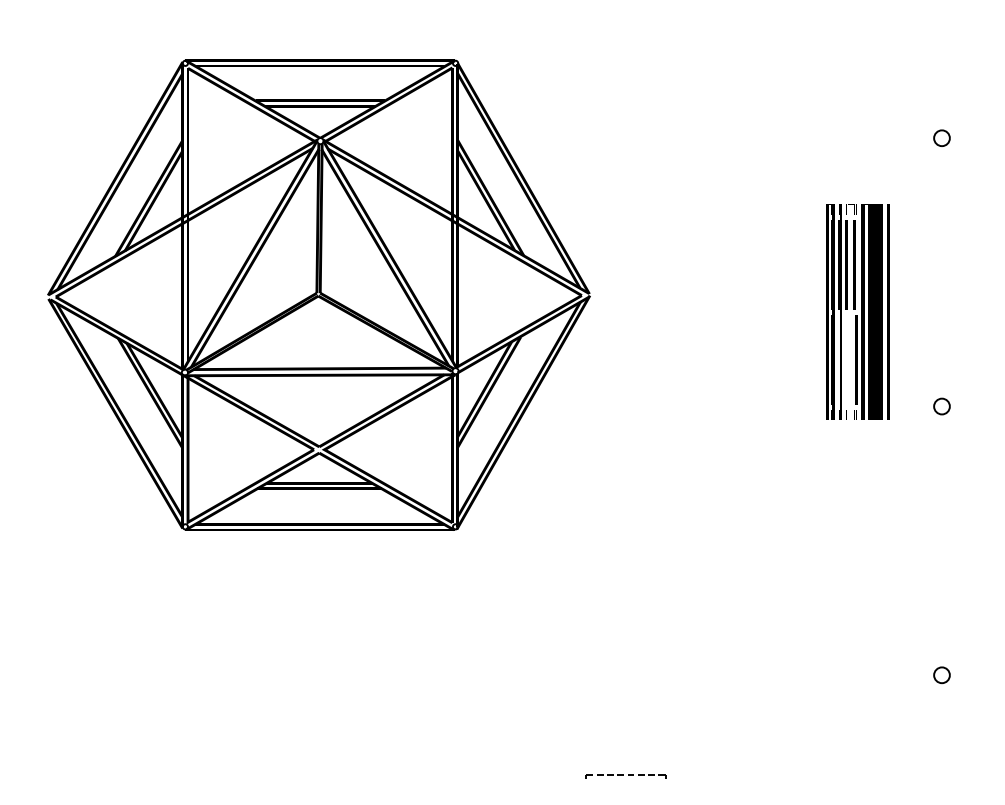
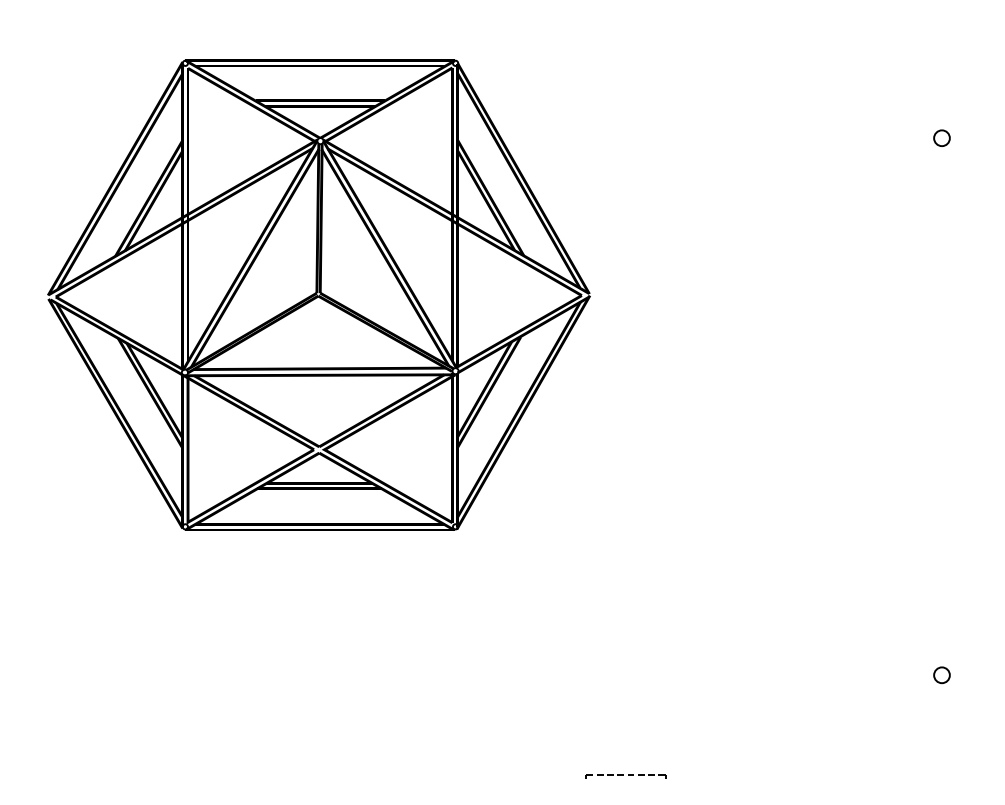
part: present -> none (857, 311)
circle: present -> none (941, 406)
